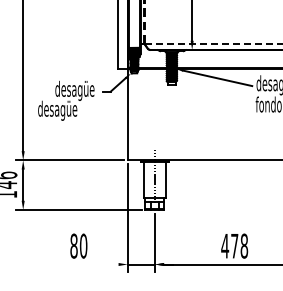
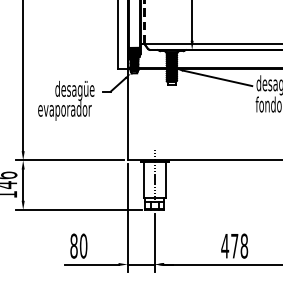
line: dashed -> solid (211, 44)
text: desagüe -> evaporador (64, 110)
line: none -> present (91, 264)
